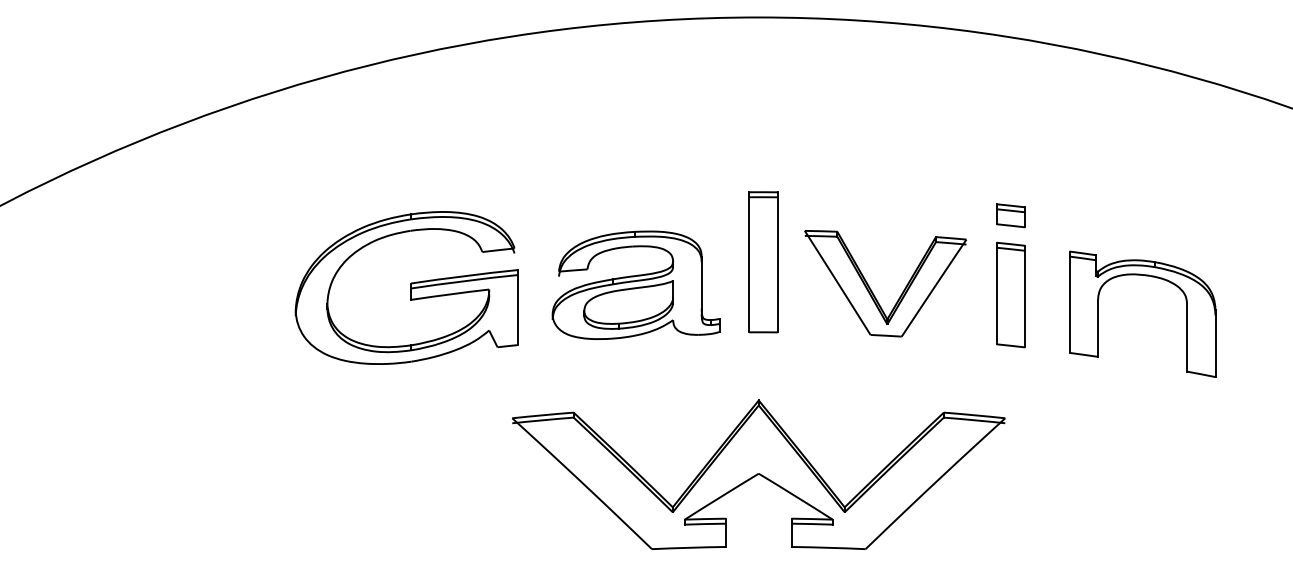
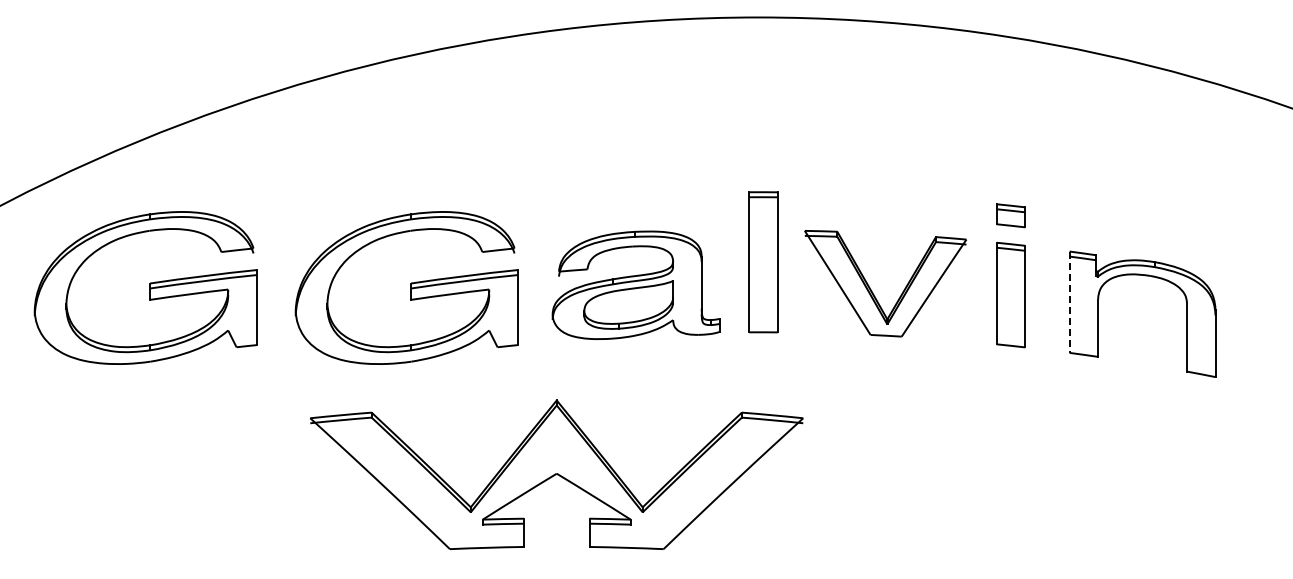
part: none -> present (145, 287)
line: solid -> dashed (1069, 302)
part position: (758, 474) -> (556, 474) (556, 474)
